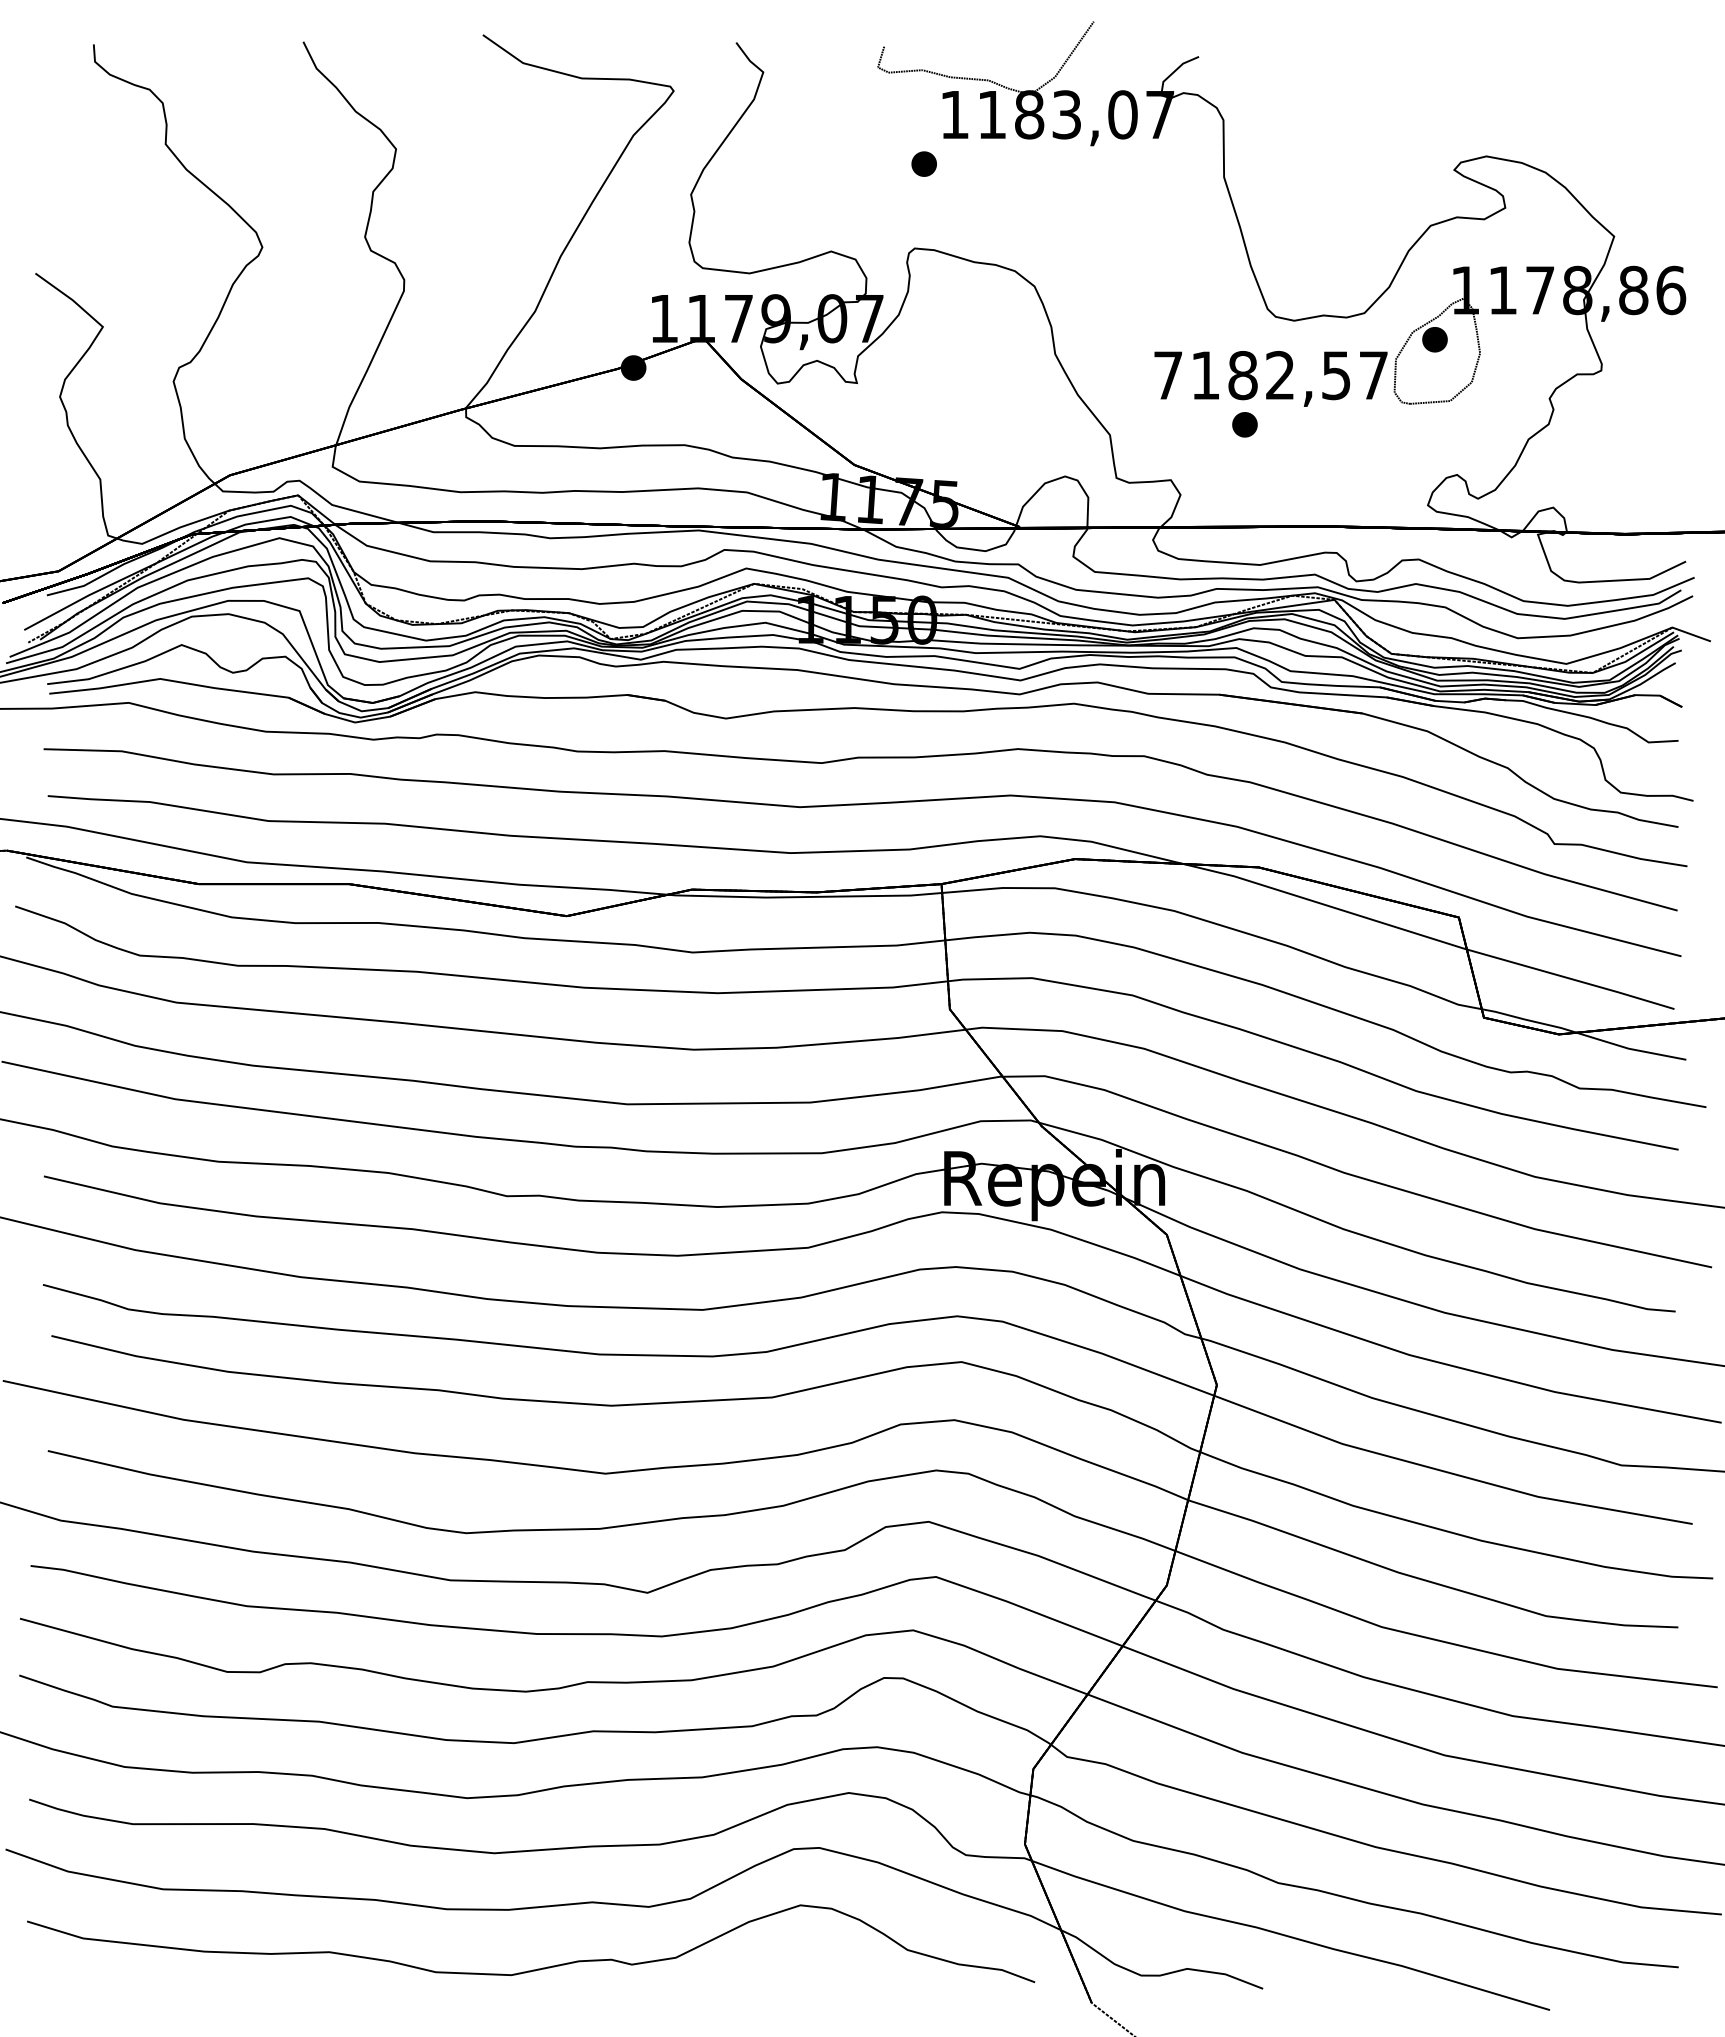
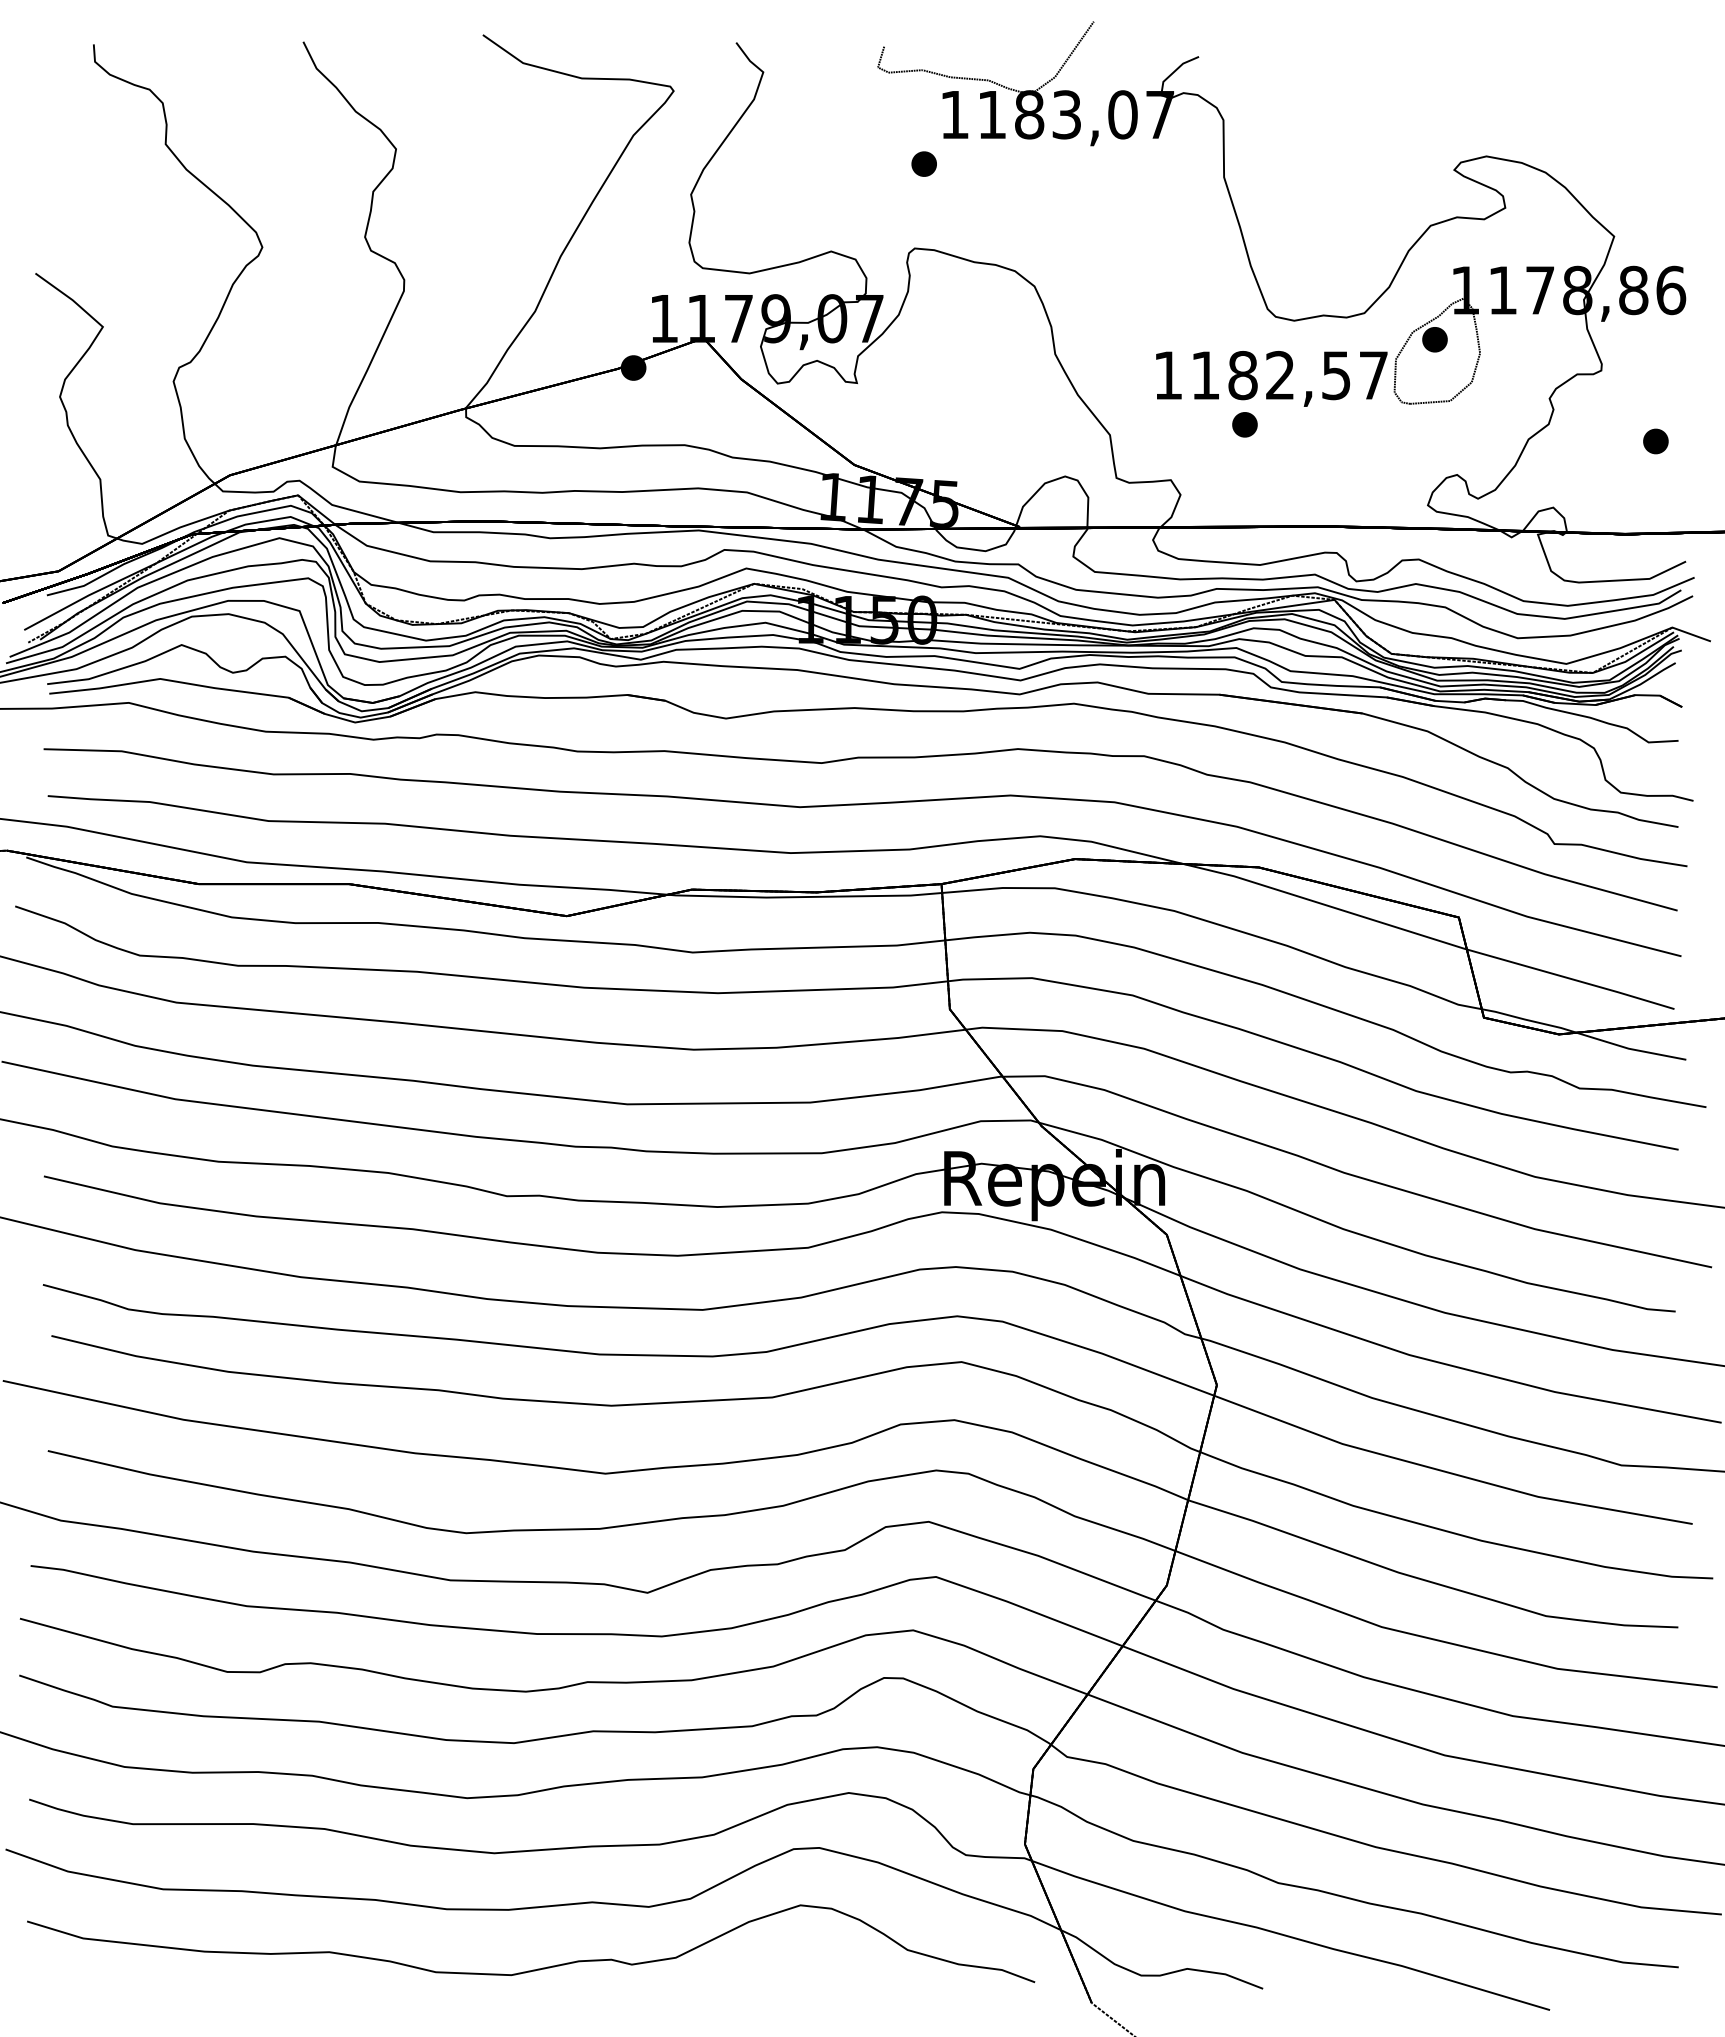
text: 7182,57 -> 1182,57 (1167, 375)
part: none -> present (1655, 441)
